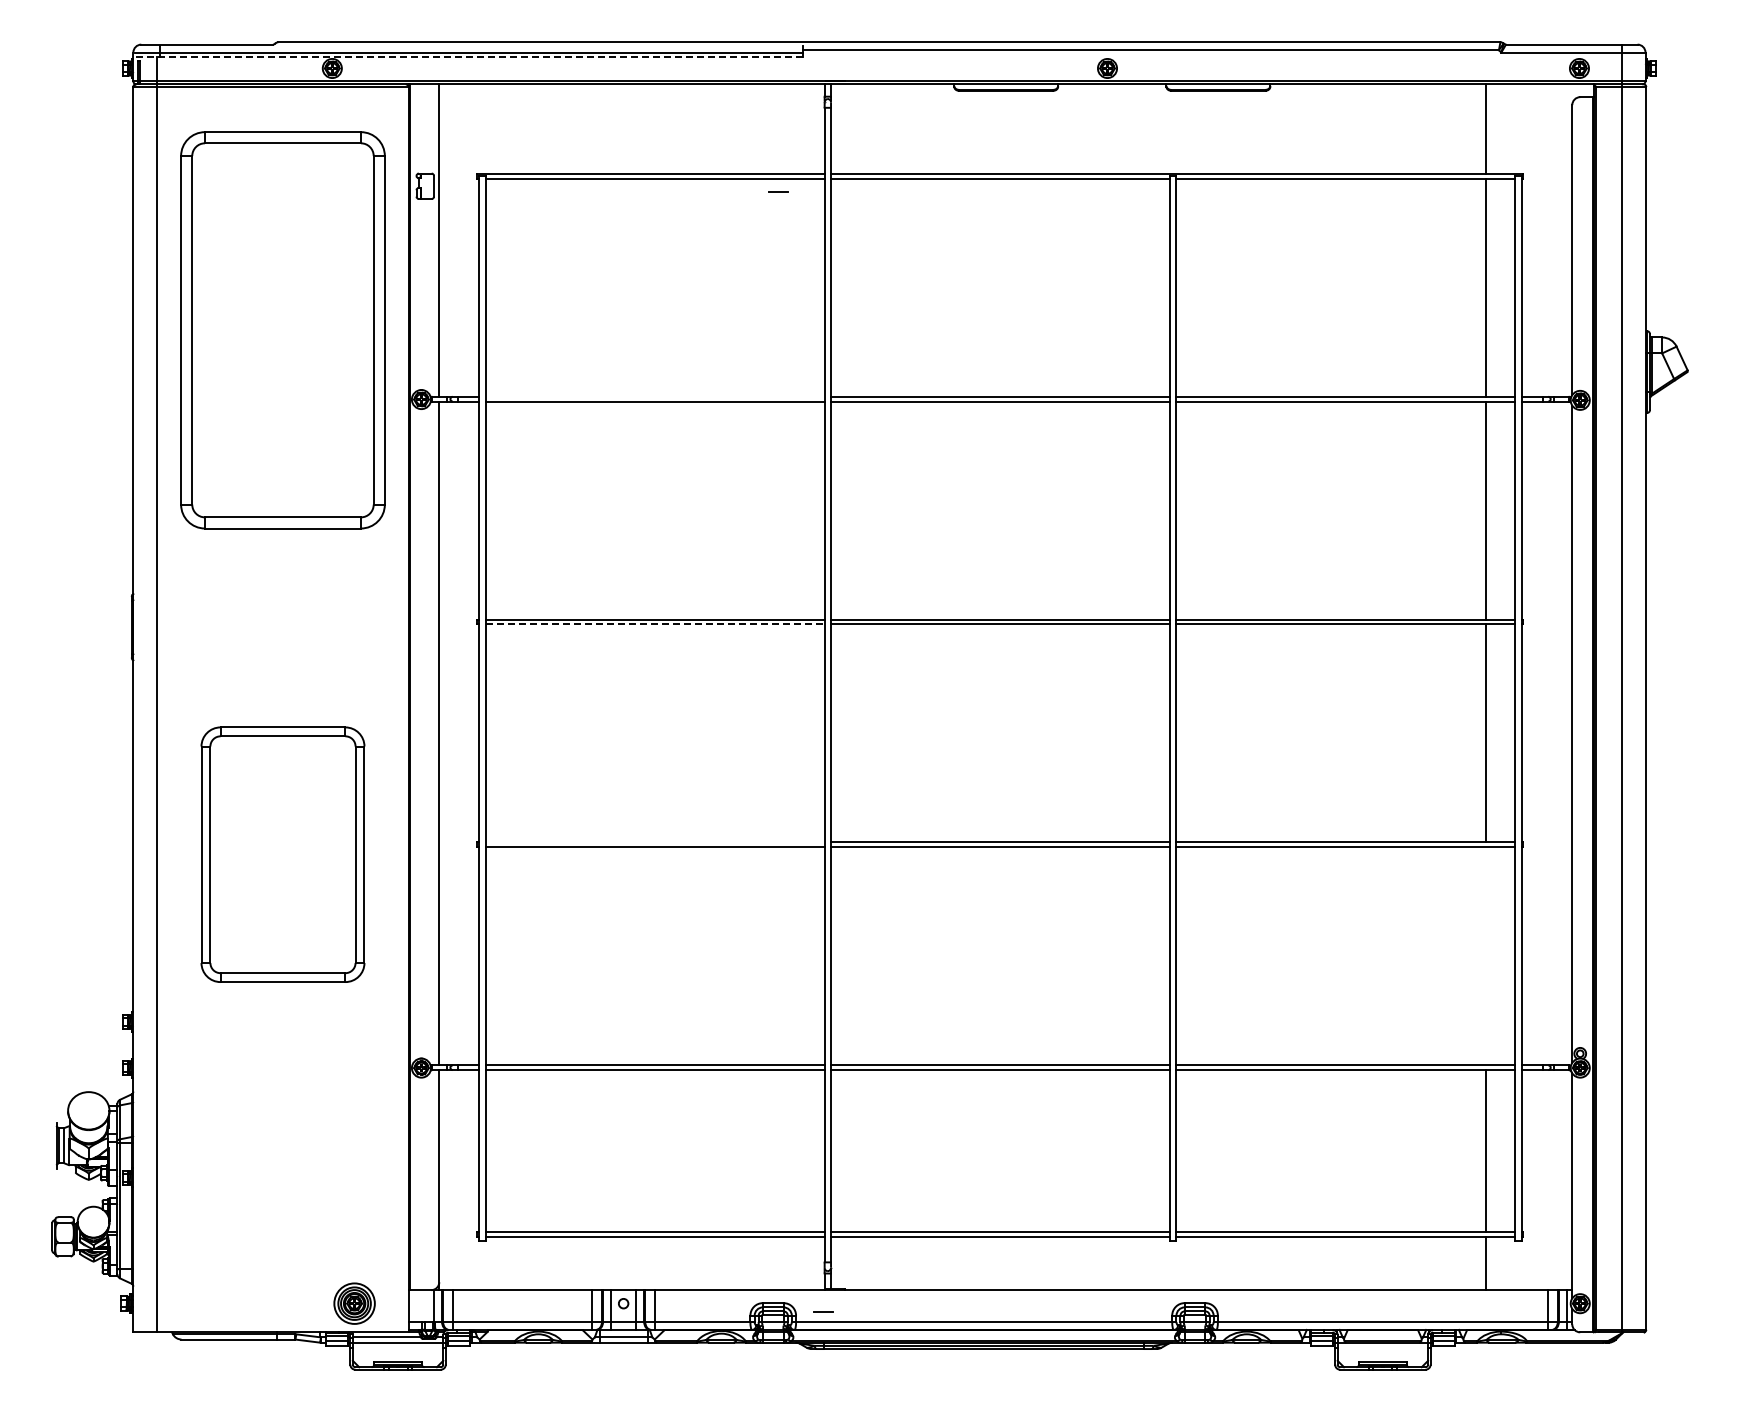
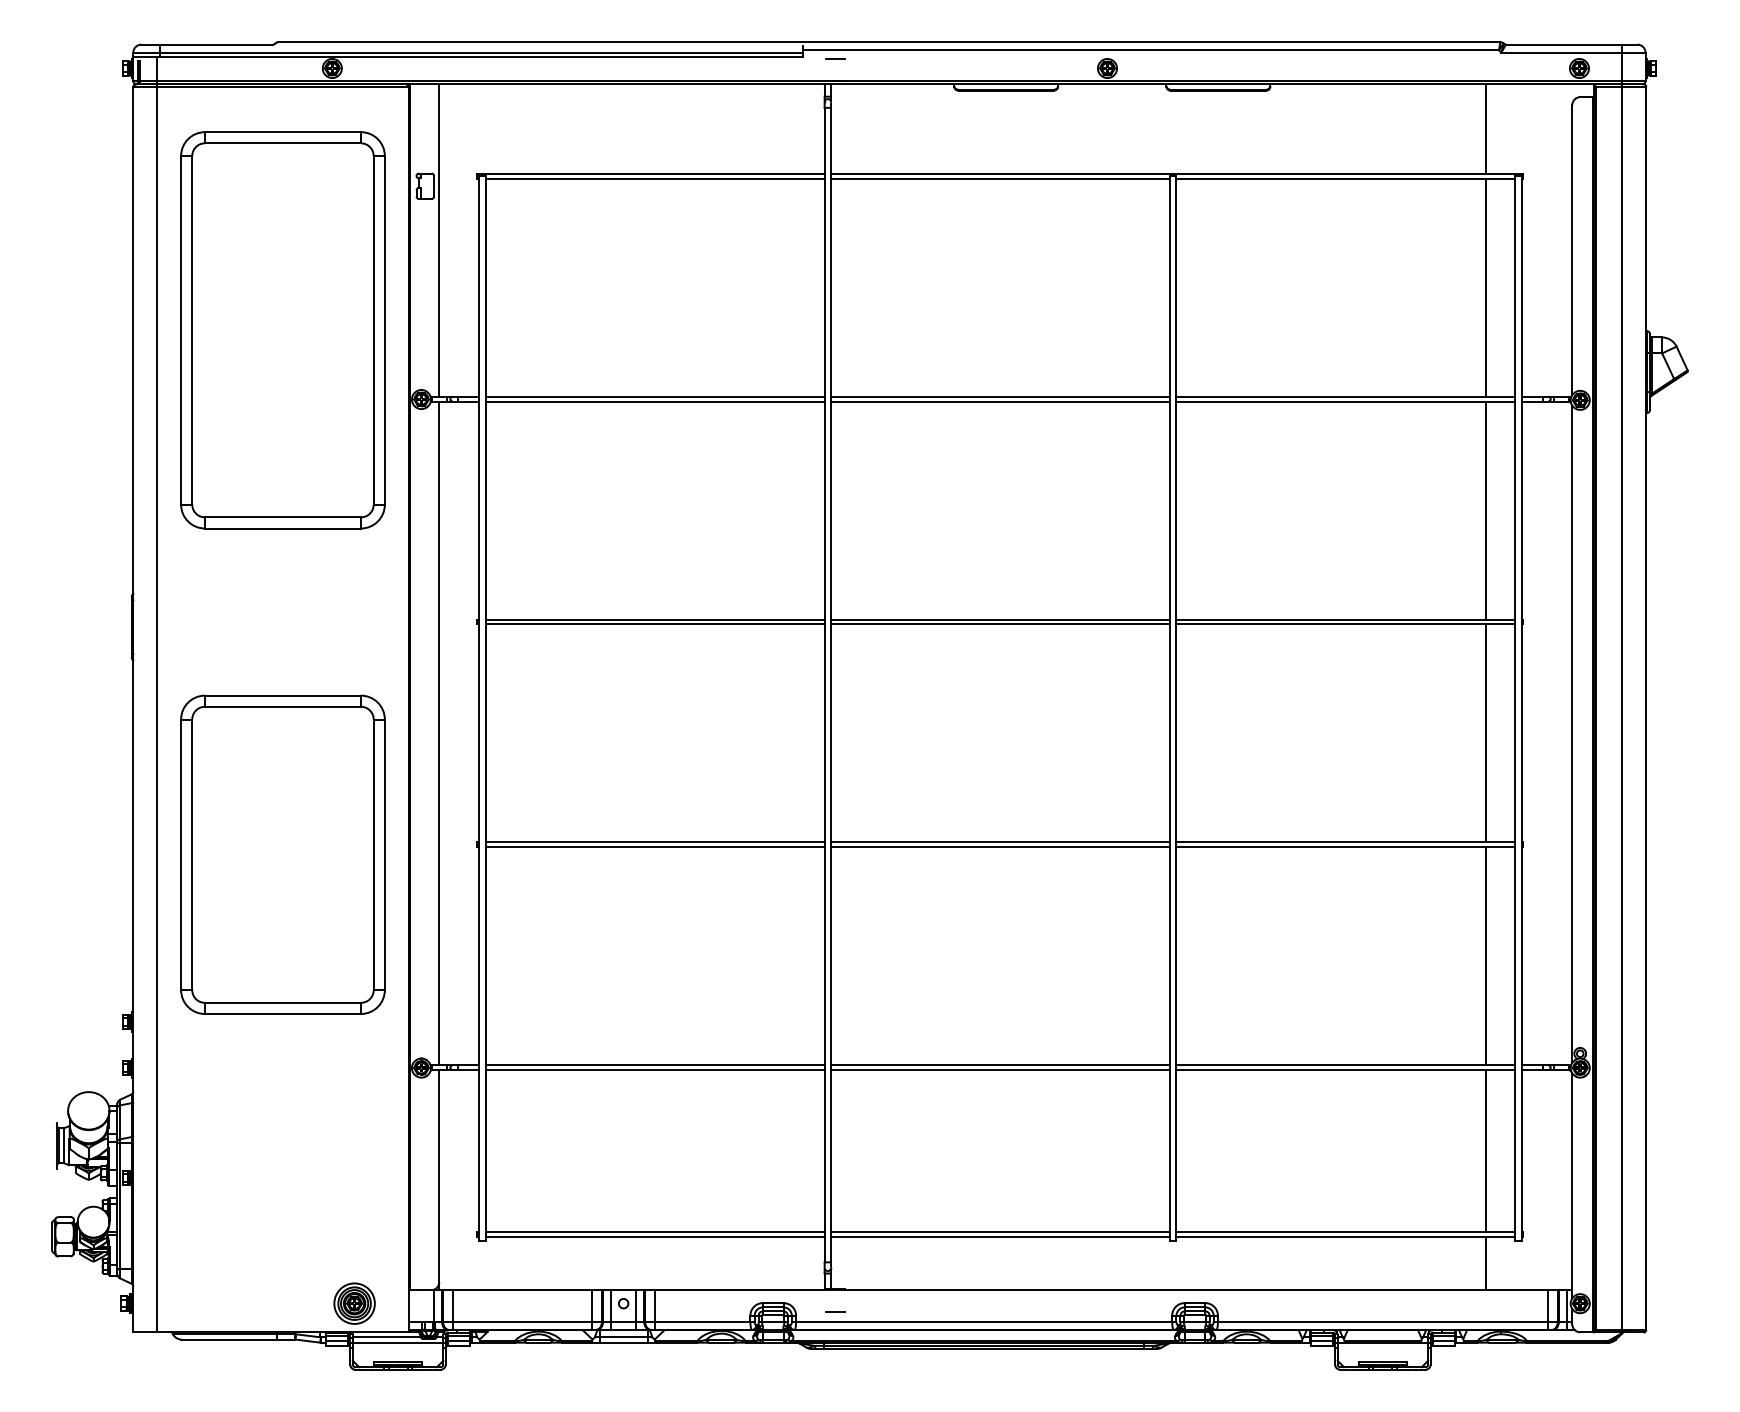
line: dashed -> solid (468, 57)
line position: (778, 191) -> (835, 58) (835, 58)
line: none -> present (654, 396)
line: dashed -> solid (655, 624)
line: none -> present (654, 842)
part size: 166x257 px -> 206x321 px (282, 854)
line: none -> present (1485, 956)
line position: (823, 1311) -> (835, 1311) (835, 1311)
